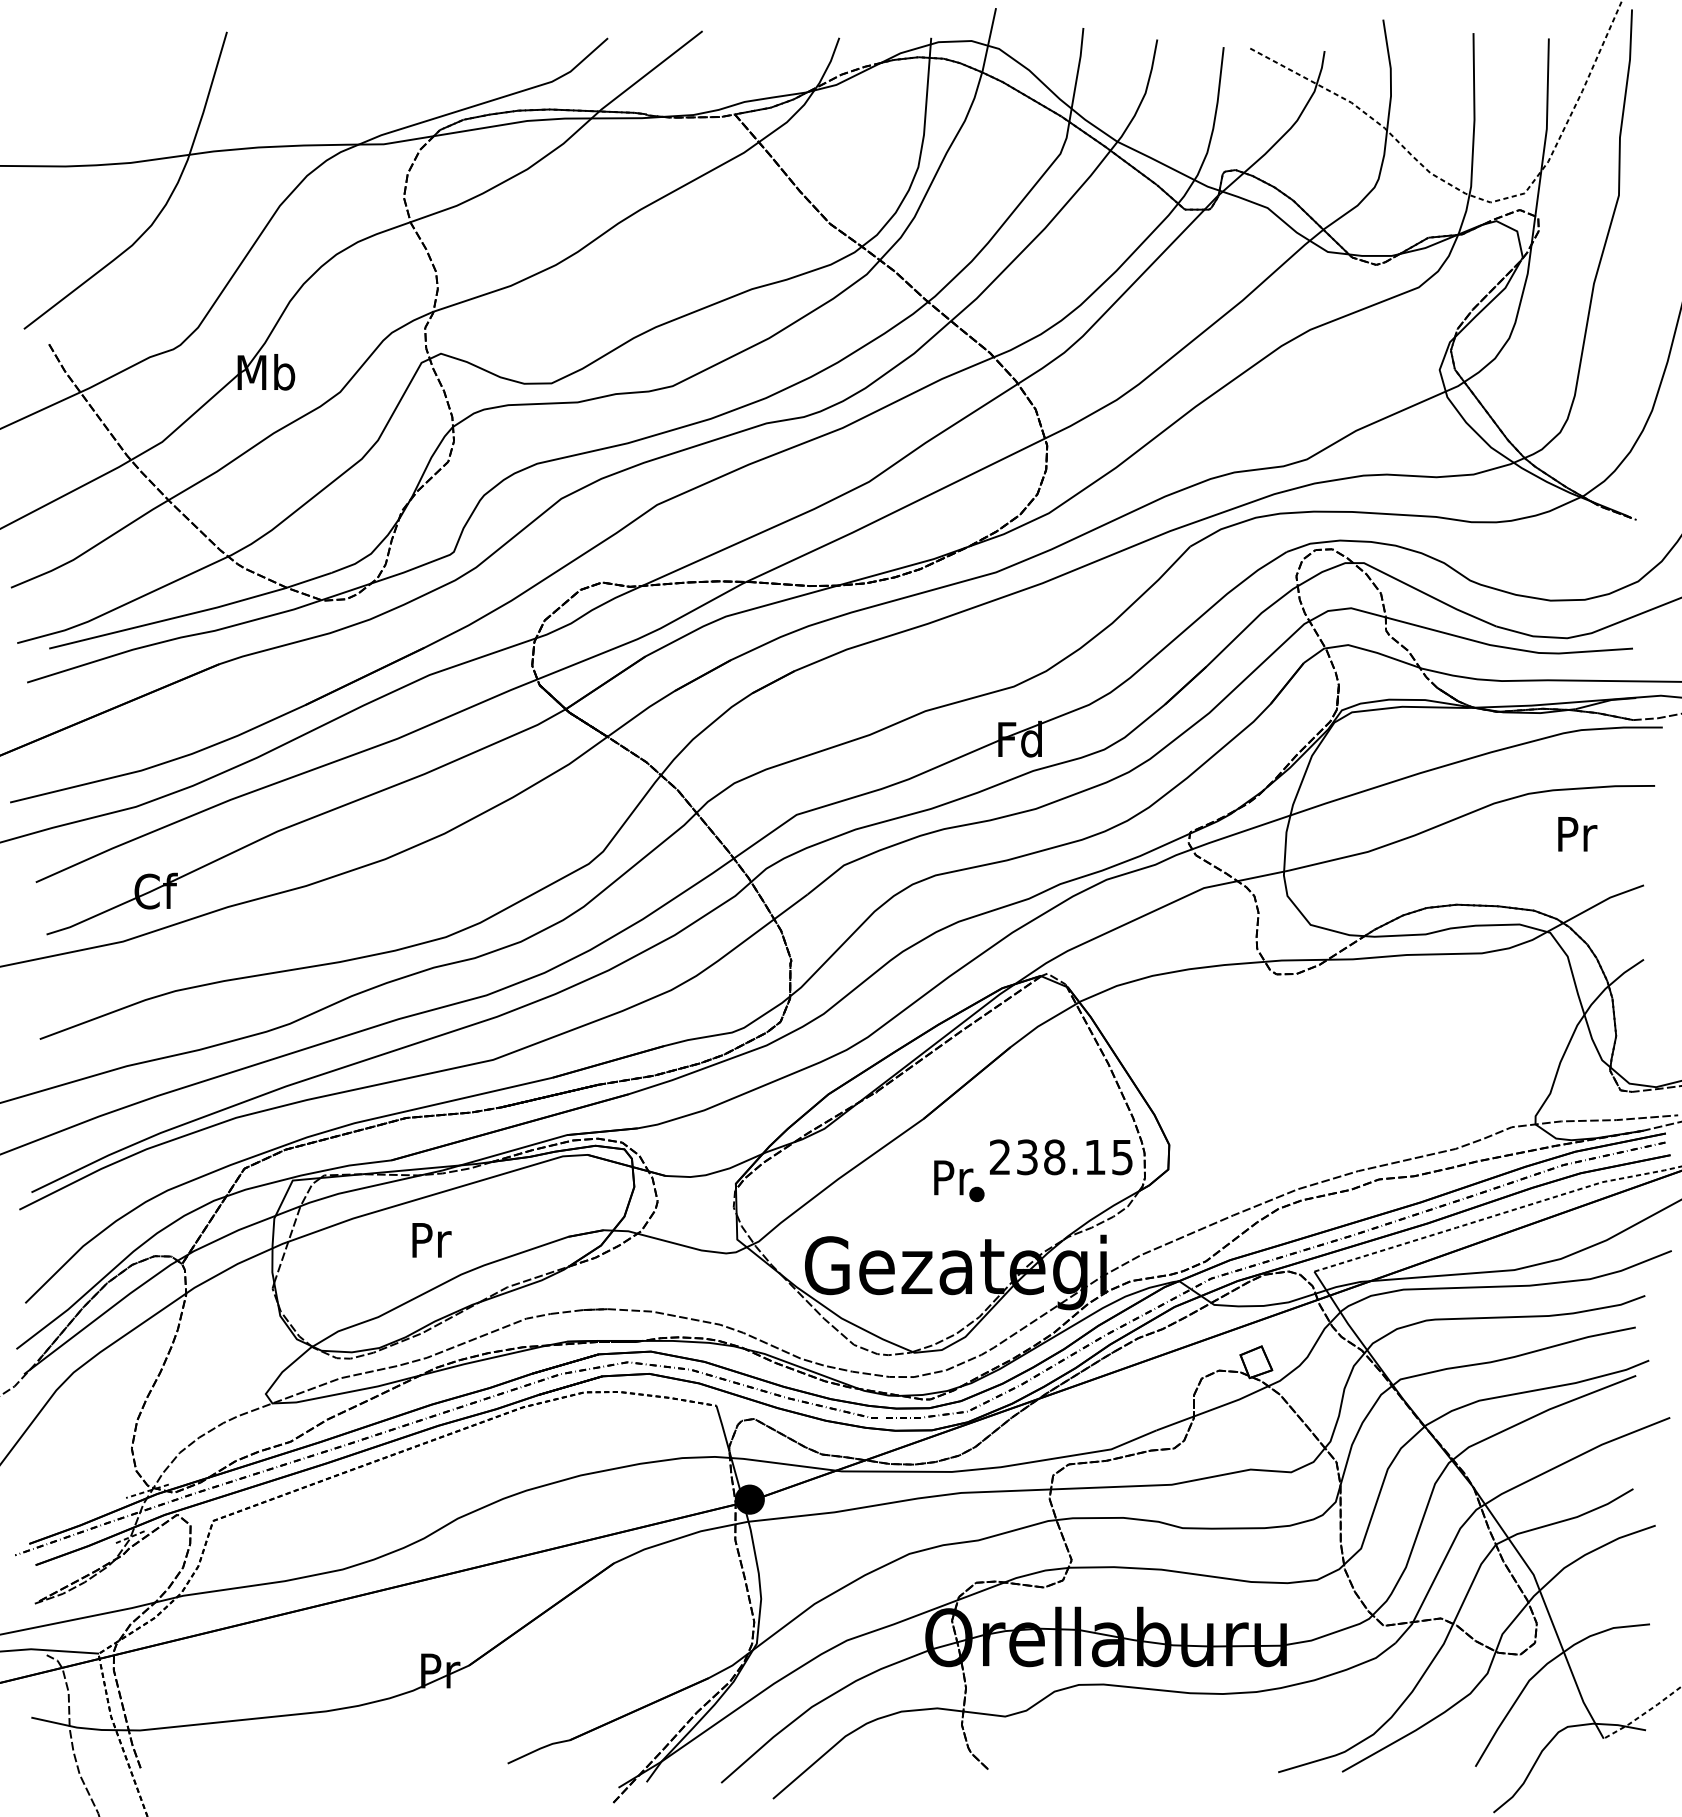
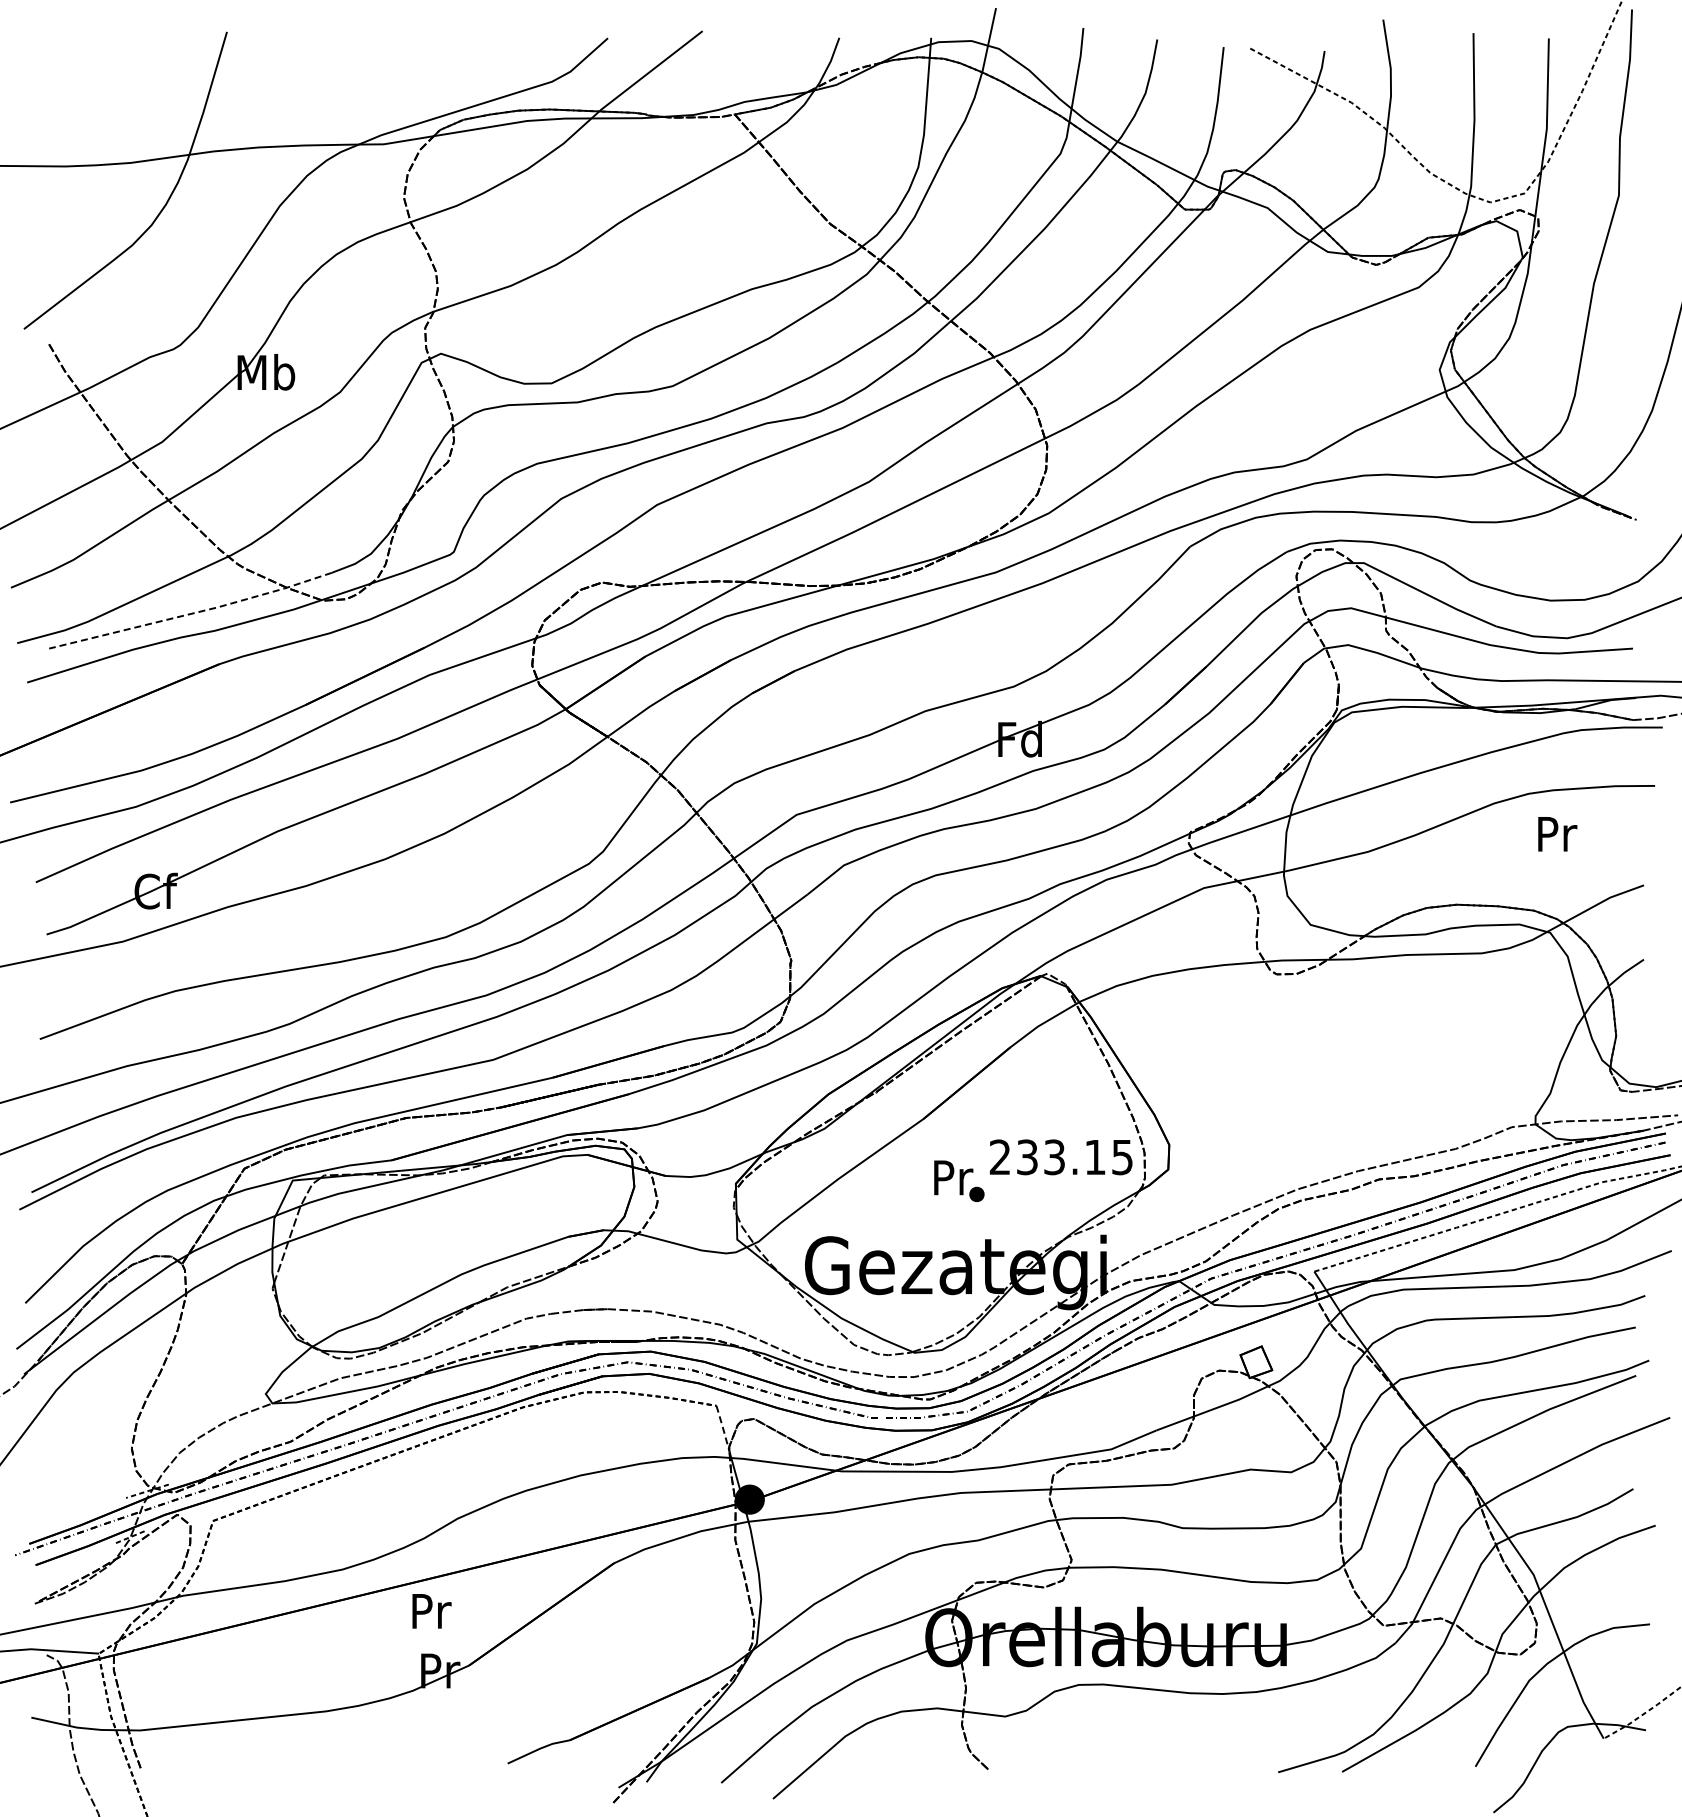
line: solid -> dashed (192, 613)
text position: (1577, 834) -> (1557, 834) (1557, 834)
text: 238.15 -> 233.15 (1054, 1157)
text position: (431, 1240) -> (431, 1611) (431, 1611)
line: solid -> dashed (723, 1428)
